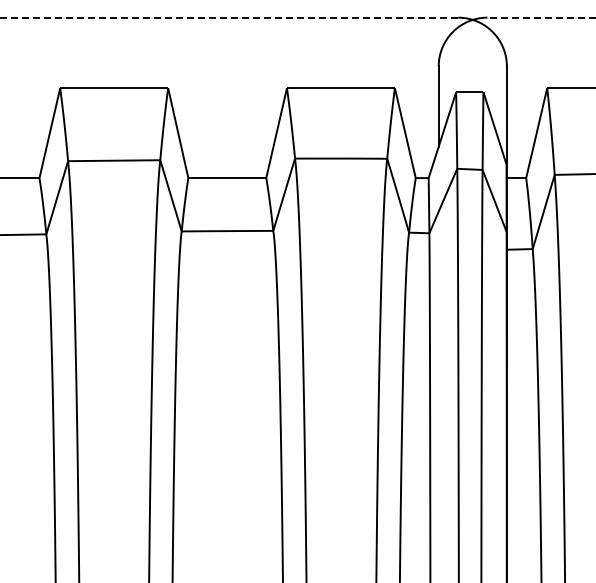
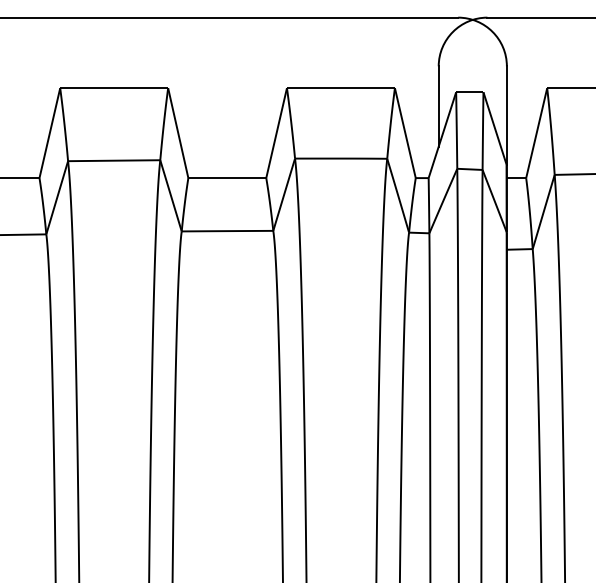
line: dashed -> solid (229, 17)
line: dashed -> solid (541, 17)
